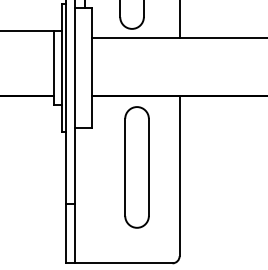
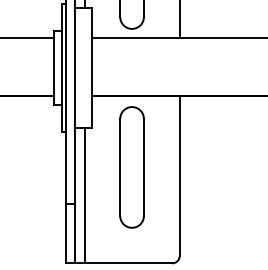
line position: (28, 30) -> (28, 37) (28, 37)
part position: (136, 167) -> (131, 167) (131, 167)
line: none -> present (84, 195)
